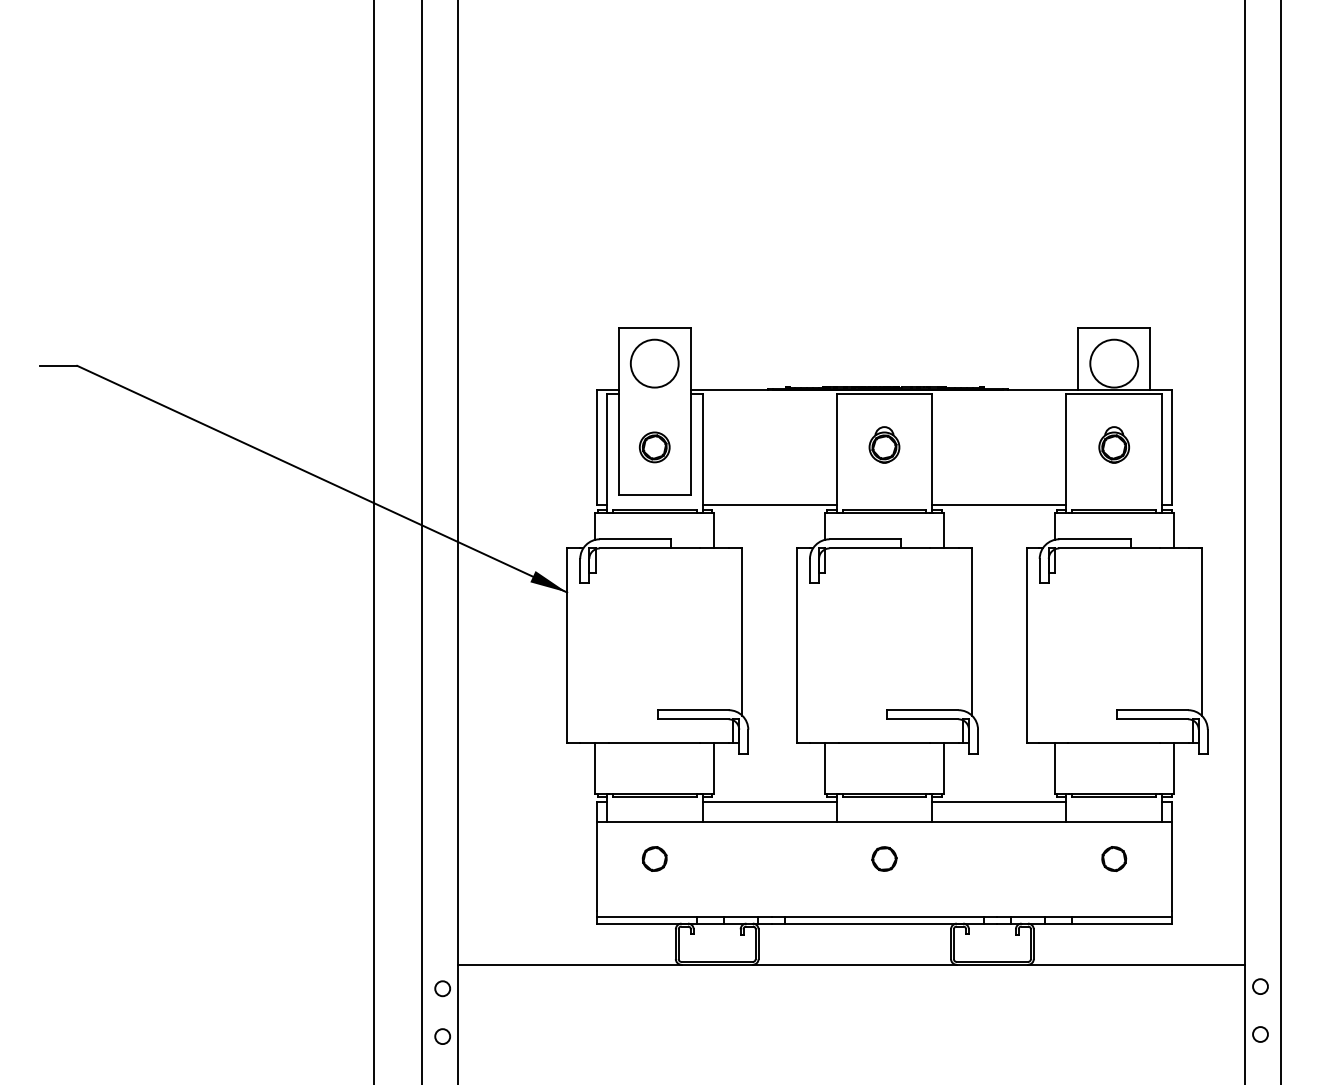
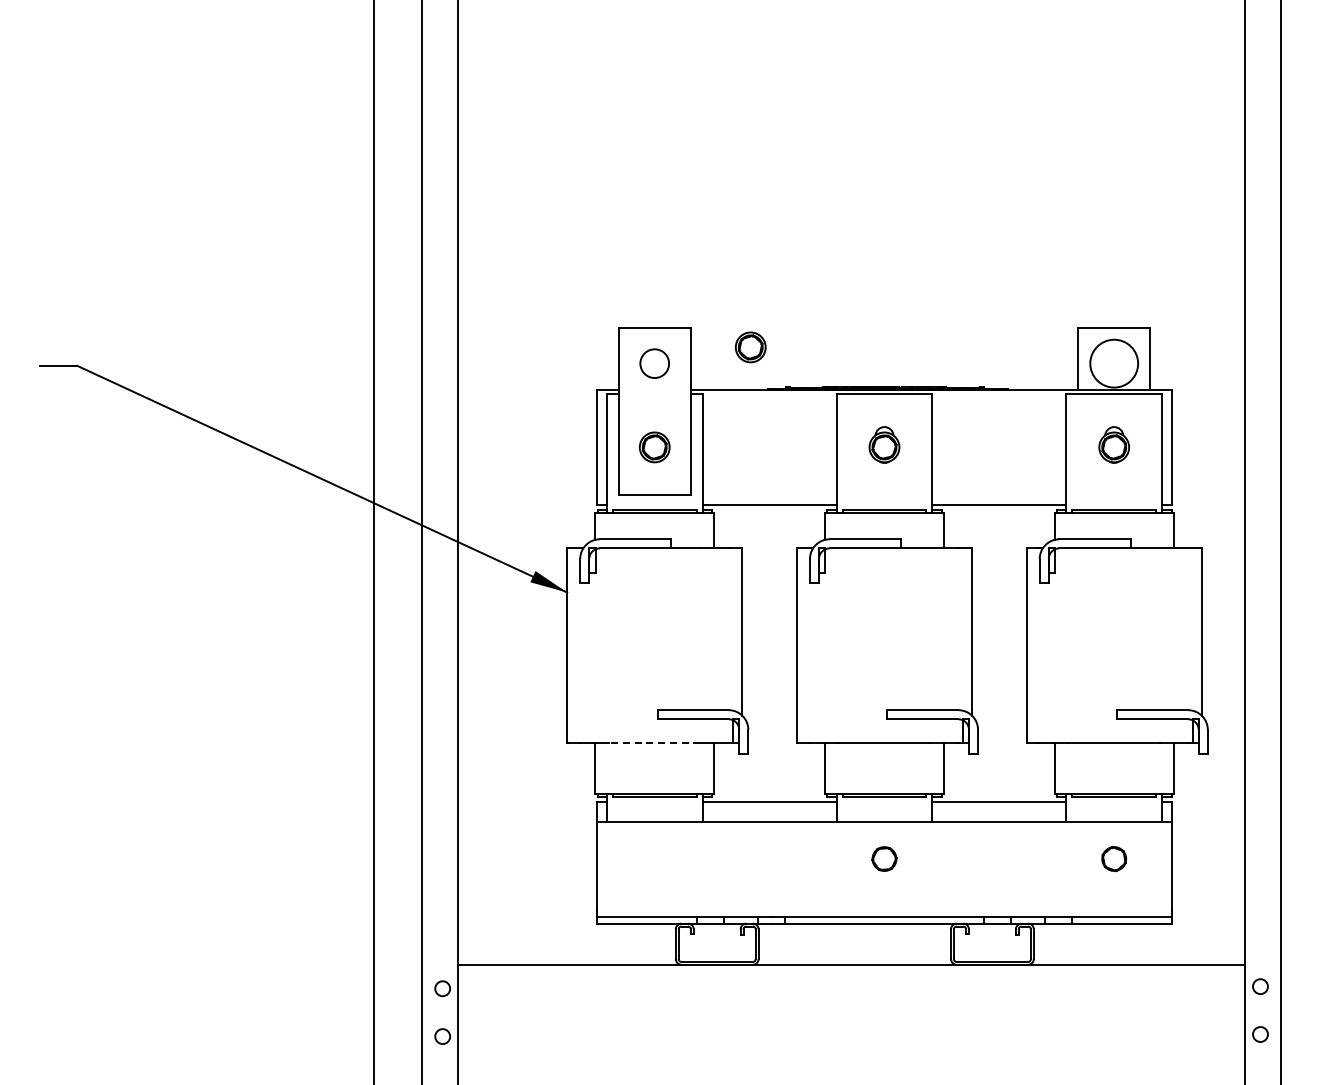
part: none -> present (750, 347)
circle diameter: 48 px -> 29 px (654, 363)
line: solid -> dashed (654, 743)
part: present -> none (654, 858)
